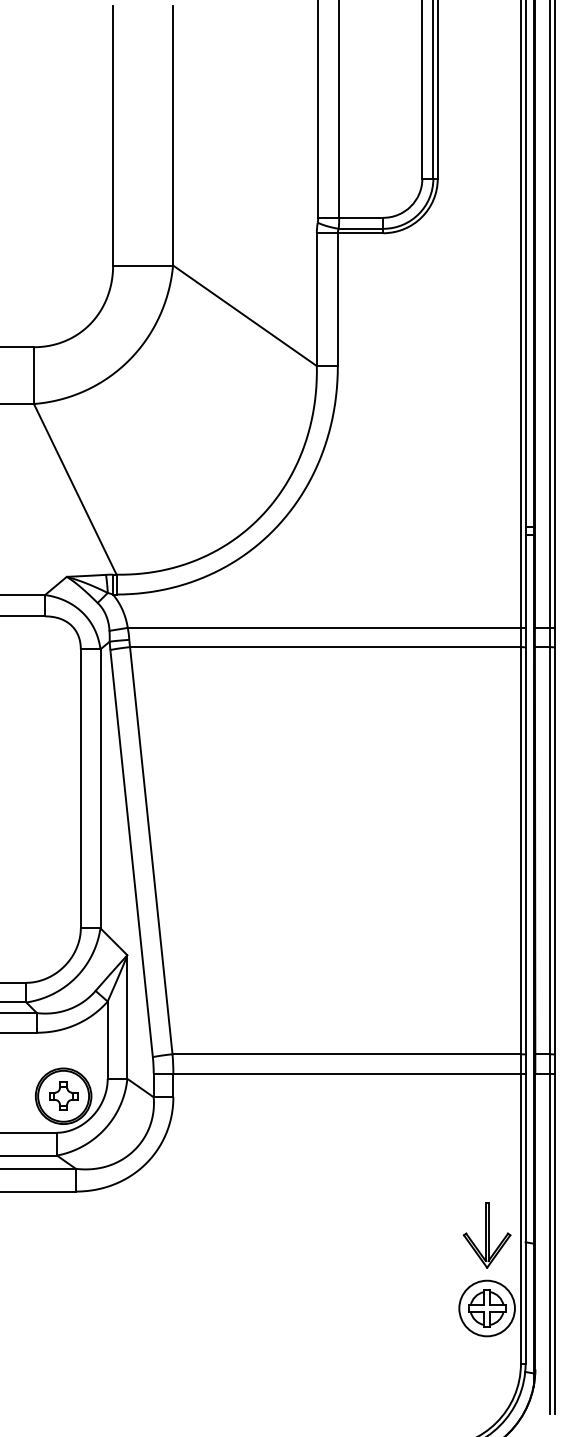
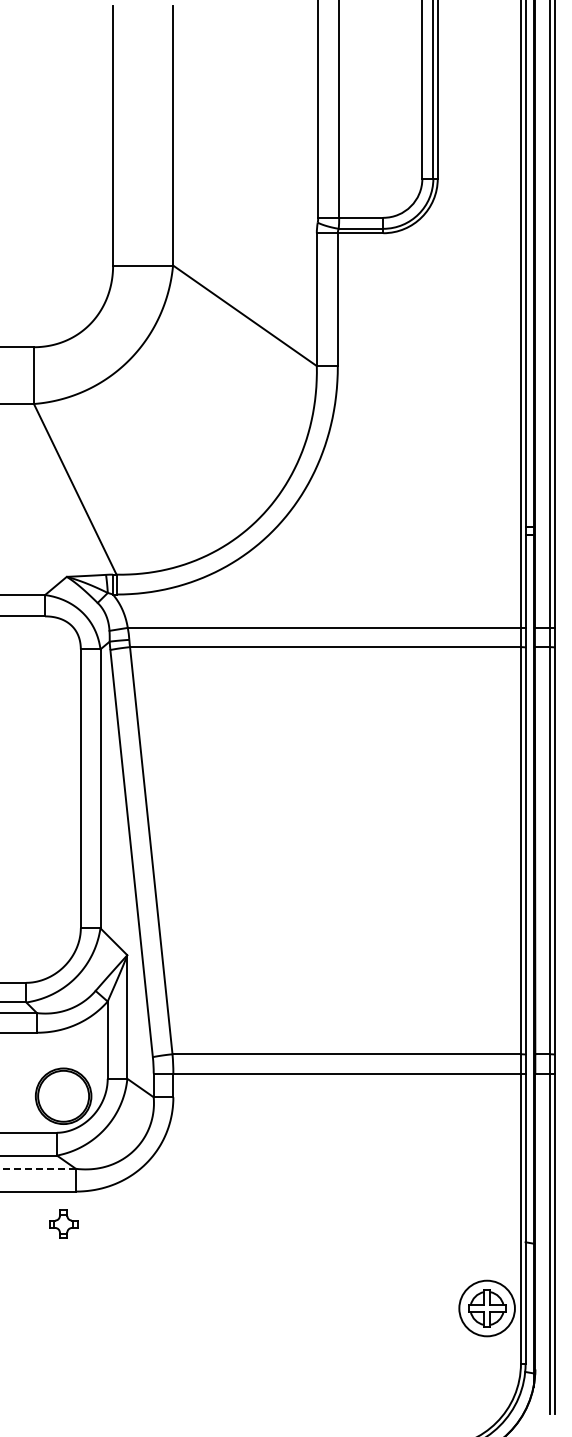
part position: (63, 1095) -> (63, 1223) (63, 1223)
line: solid -> dashed (37, 1168)
part: present -> none (486, 1235)
